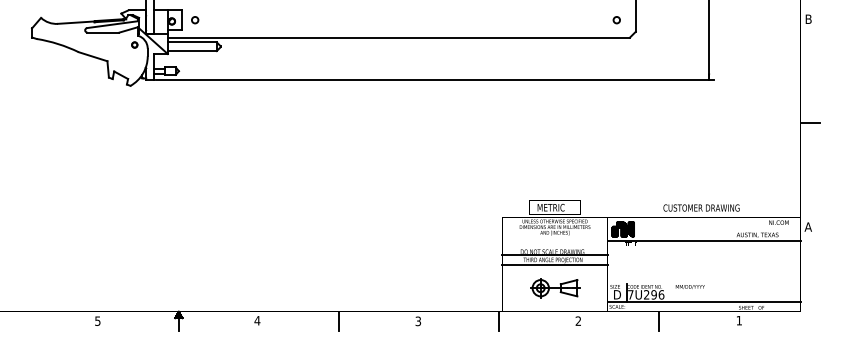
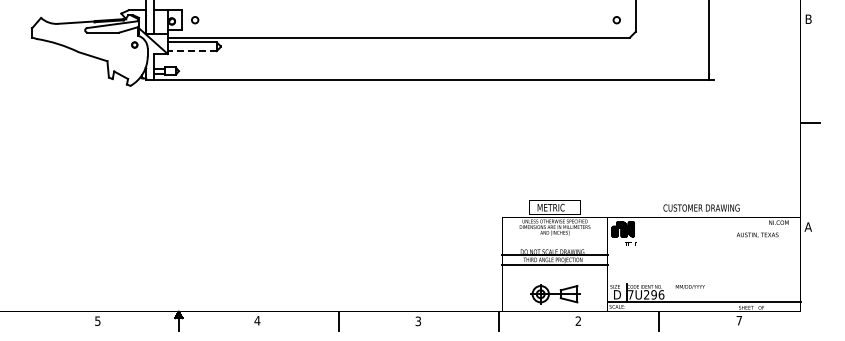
line: solid -> dashed (192, 51)
line: present -> none (703, 240)
part position: (555, 288) -> (555, 294) (555, 294)
text: 1 -> 7 (738, 320)
